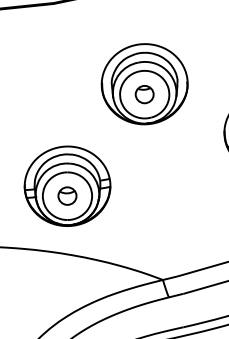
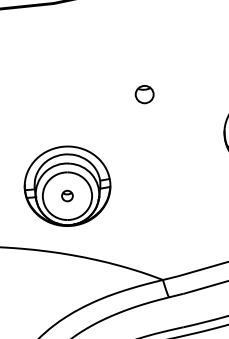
part: present -> none (144, 84)
part size: 21x20 px -> 13x14 px (67, 195)
